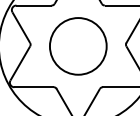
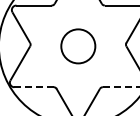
circle diameter: 57 px -> 34 px (78, 46)
line: solid -> dashed (34, 87)
line: solid -> dashed (121, 87)
